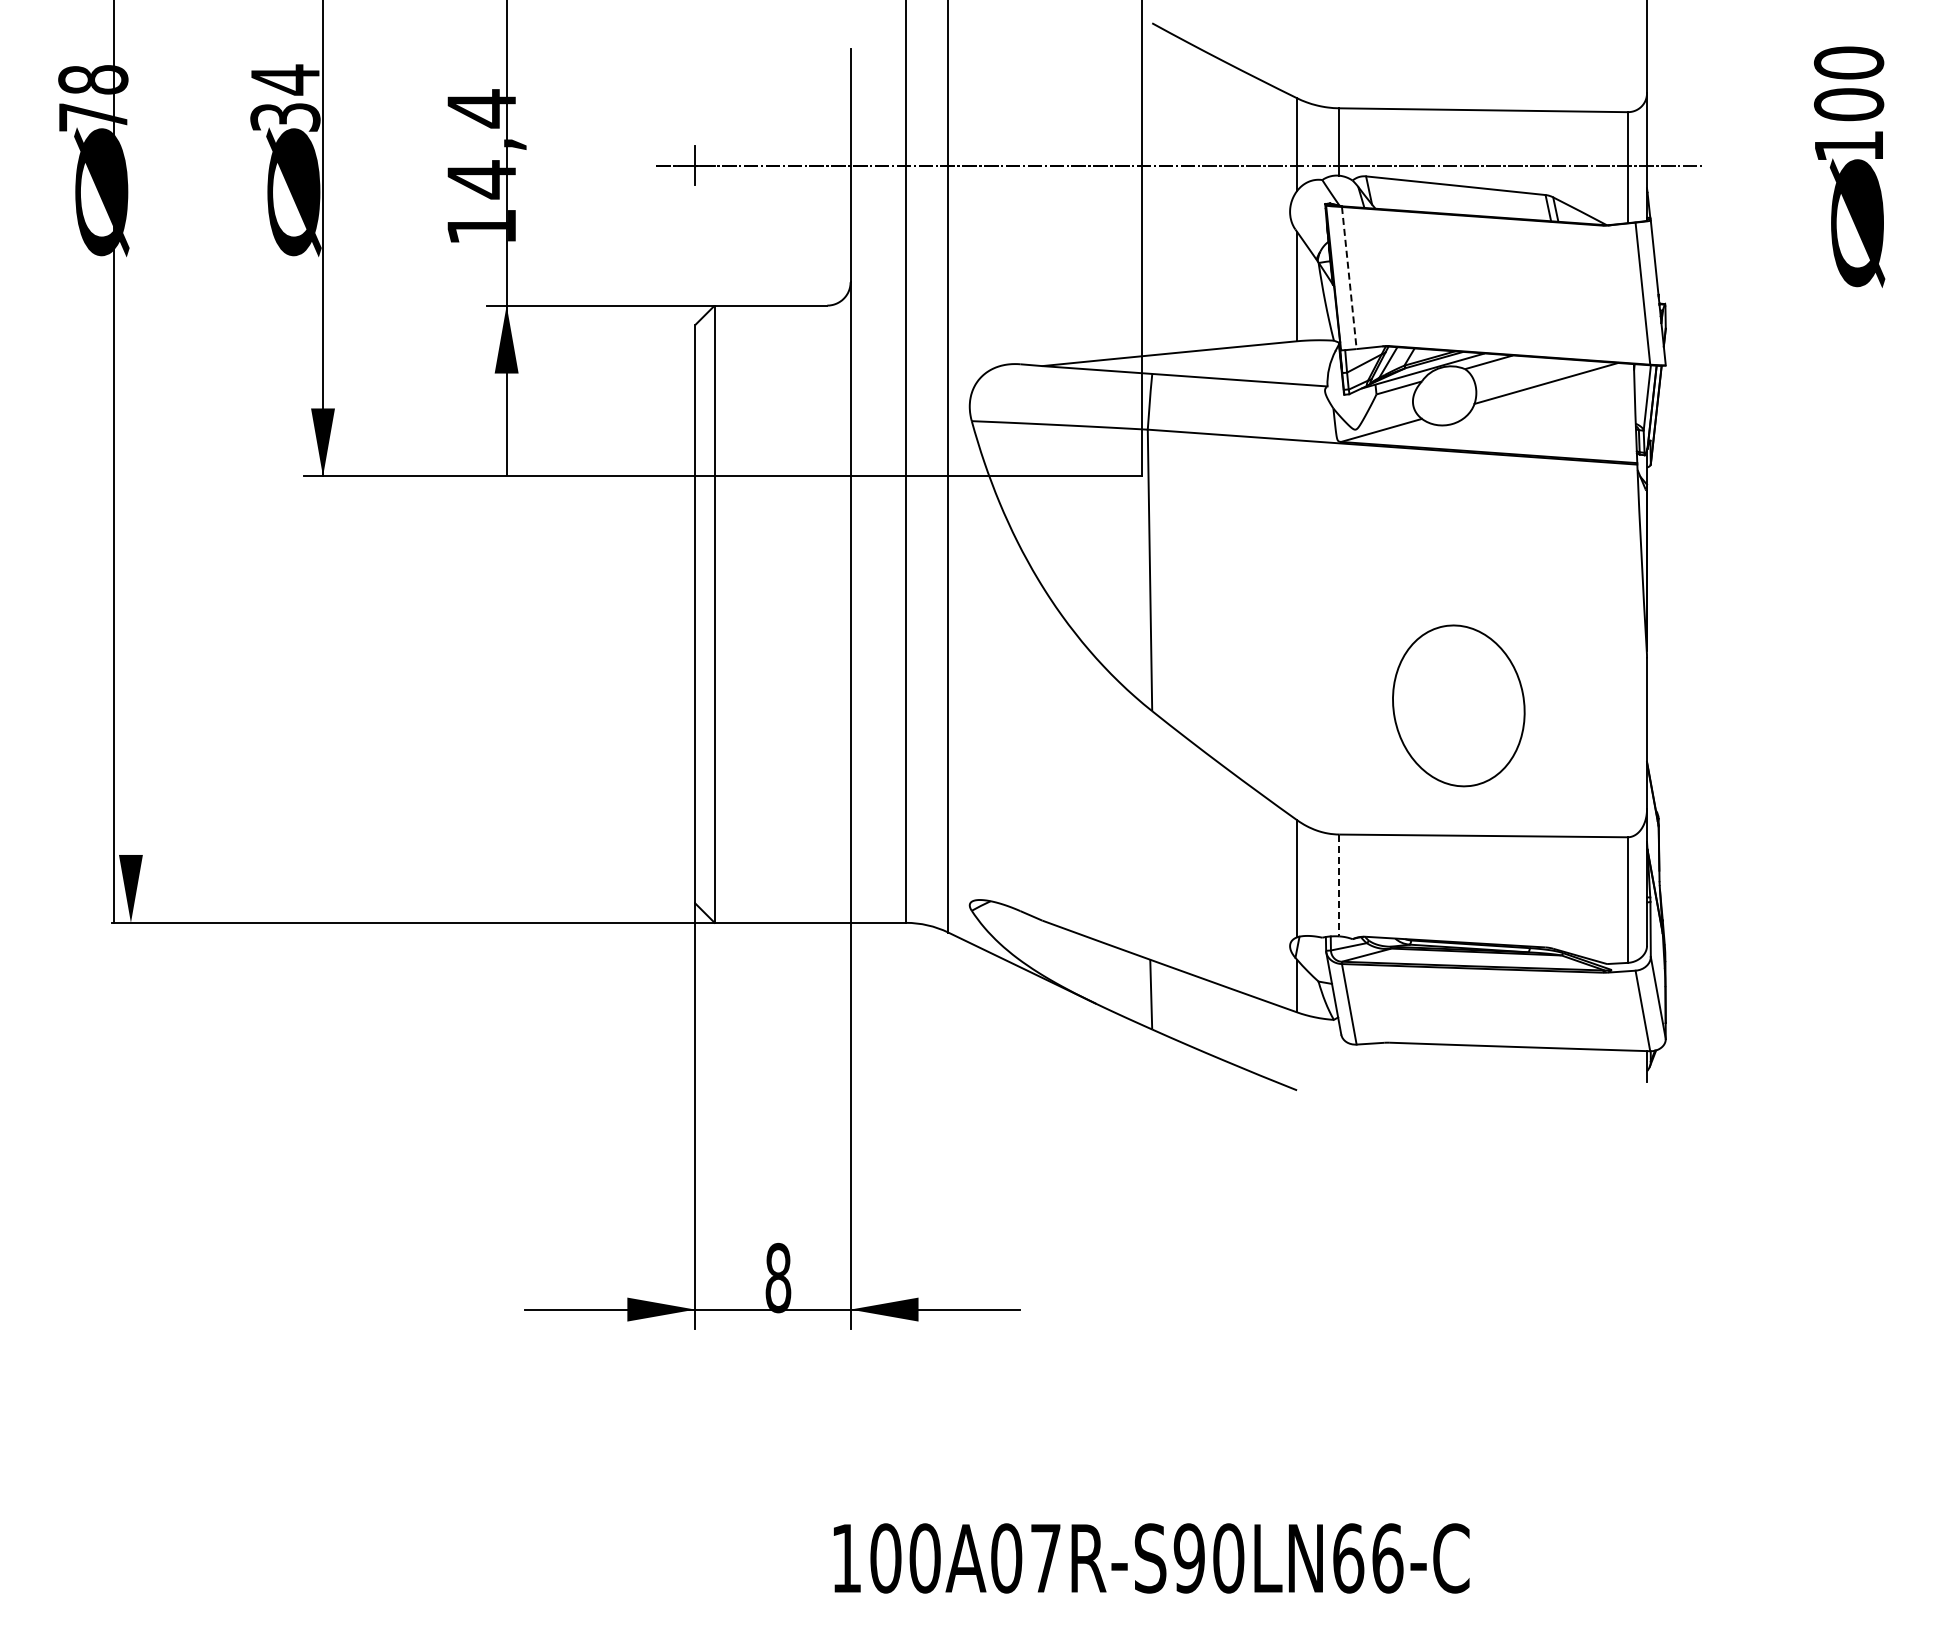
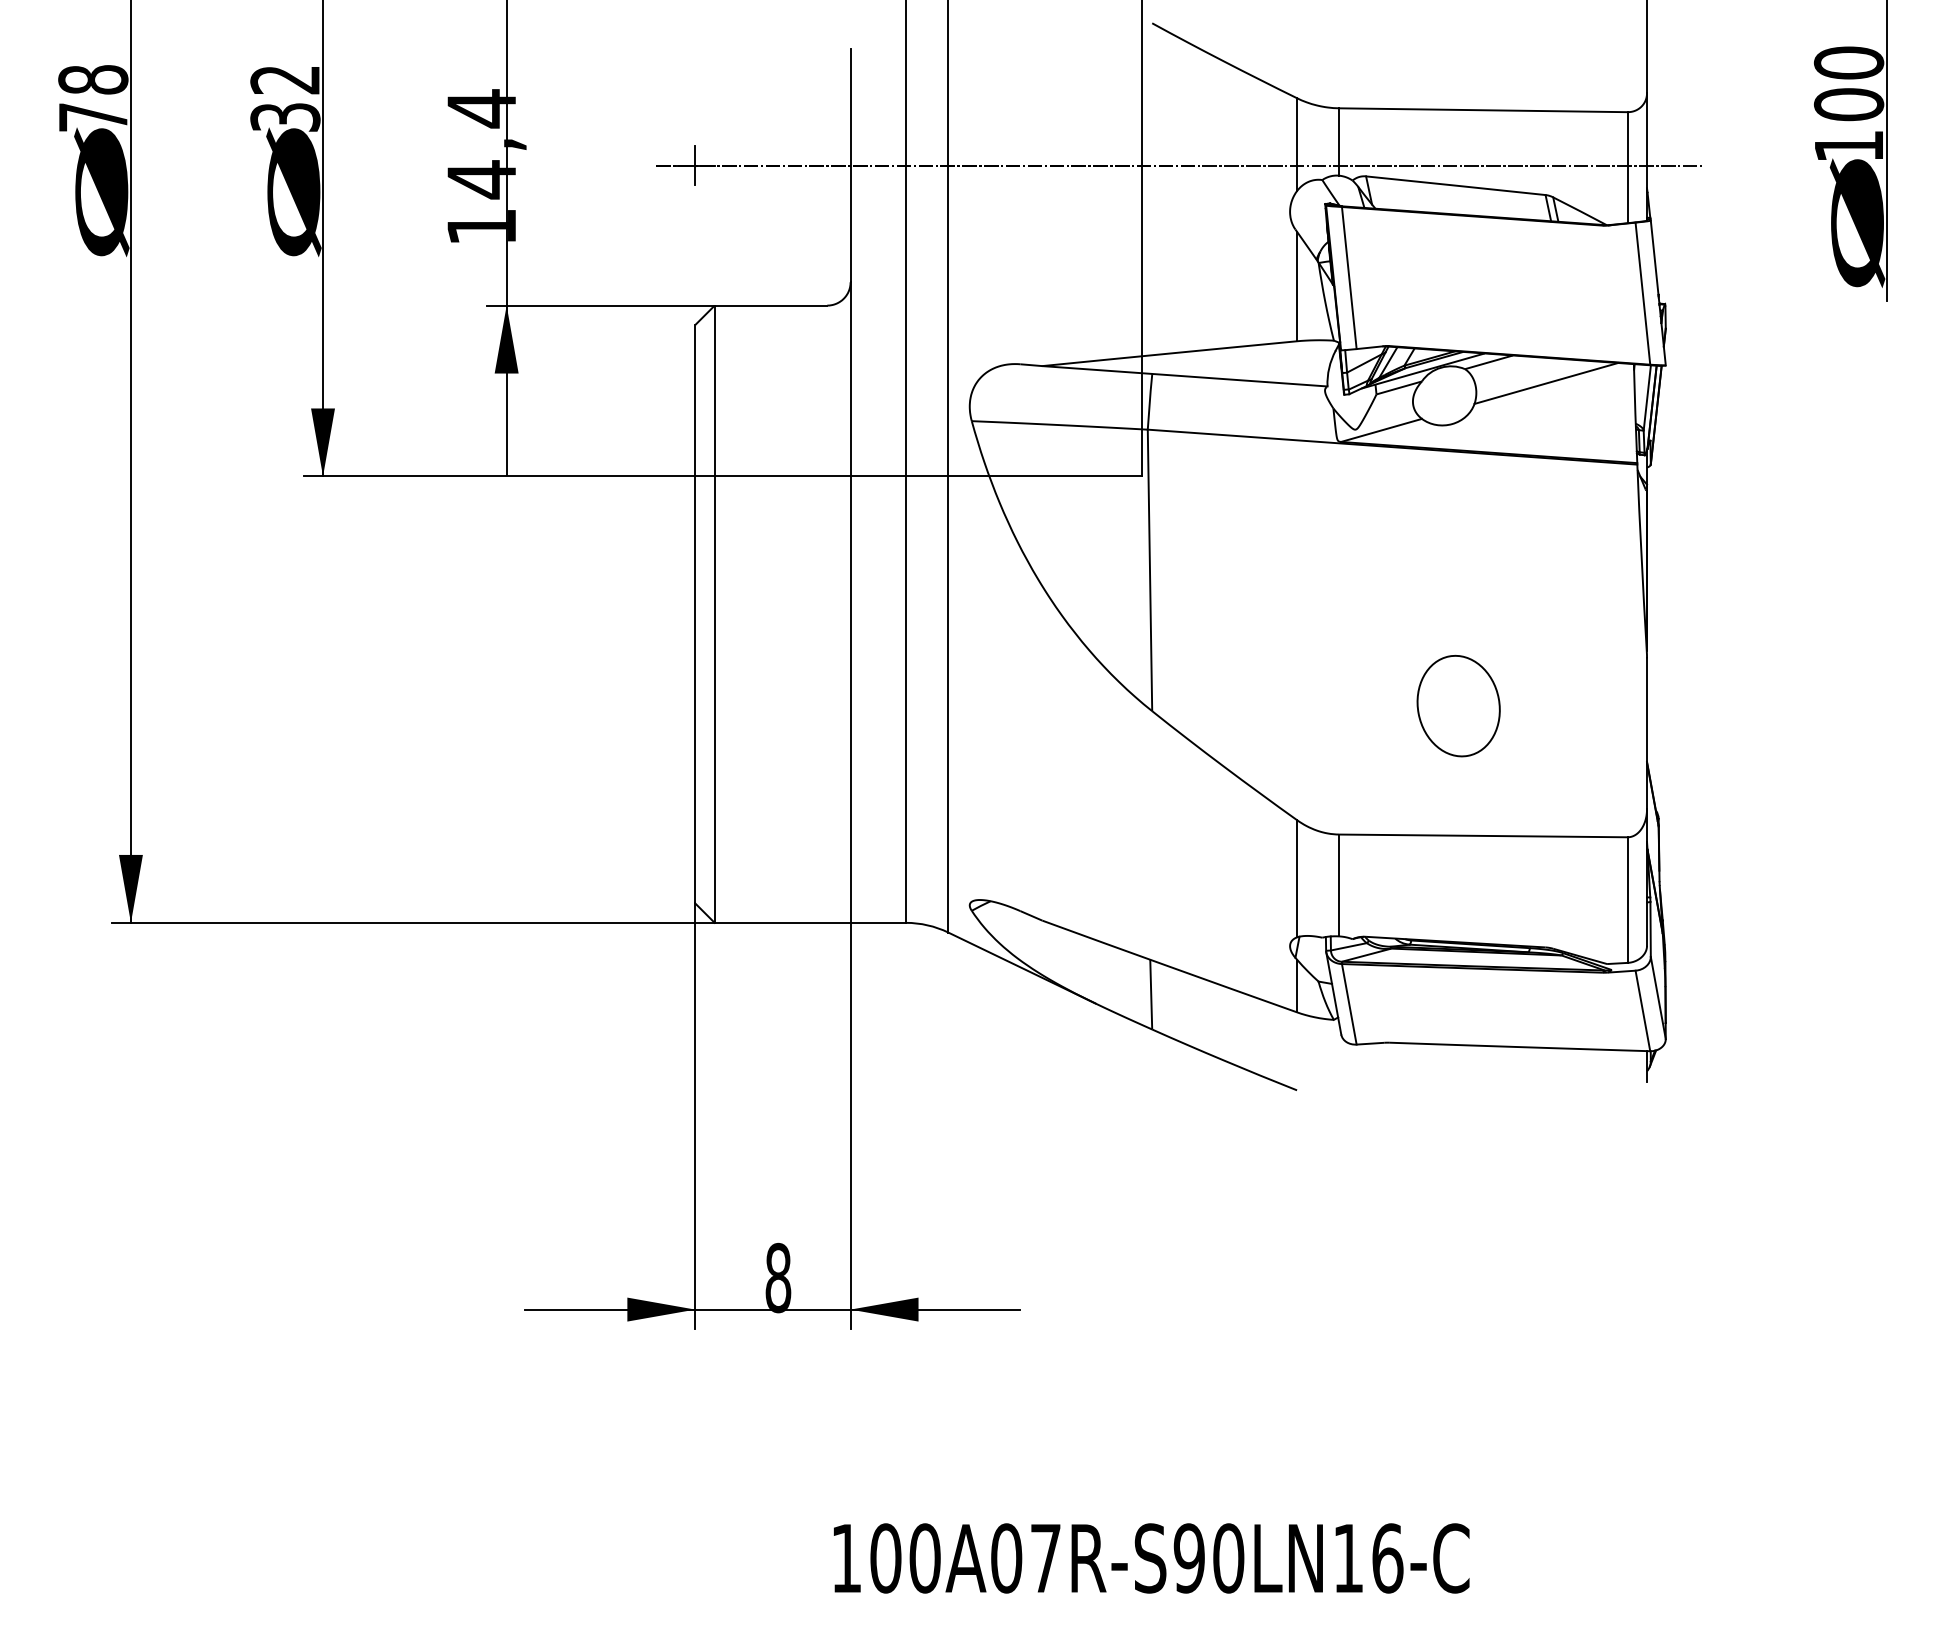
text: 34 -> 32 (284, 79)
line: none -> present (1886, 151)
line: dashed -> solid (1349, 278)
line position: (113, 462) -> (130, 462) (130, 462)
part size: 134x164 px -> 85x103 px (1458, 706)
line: dashed -> solid (1339, 885)
text: 100A07R-S90LN66-C -> 100A07R-S90LN16-C (1348, 1558)
